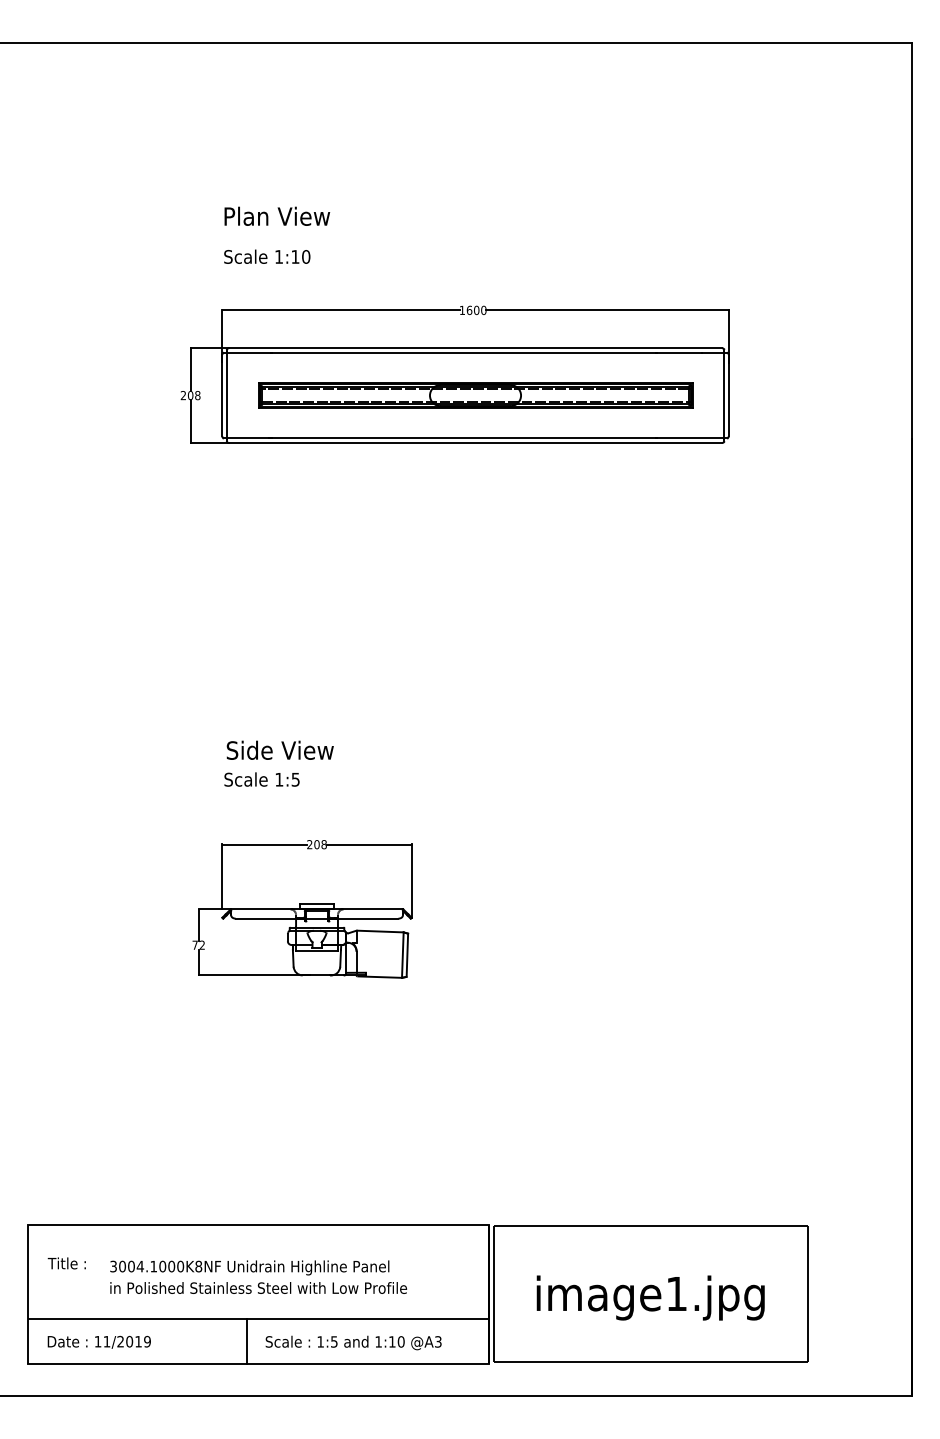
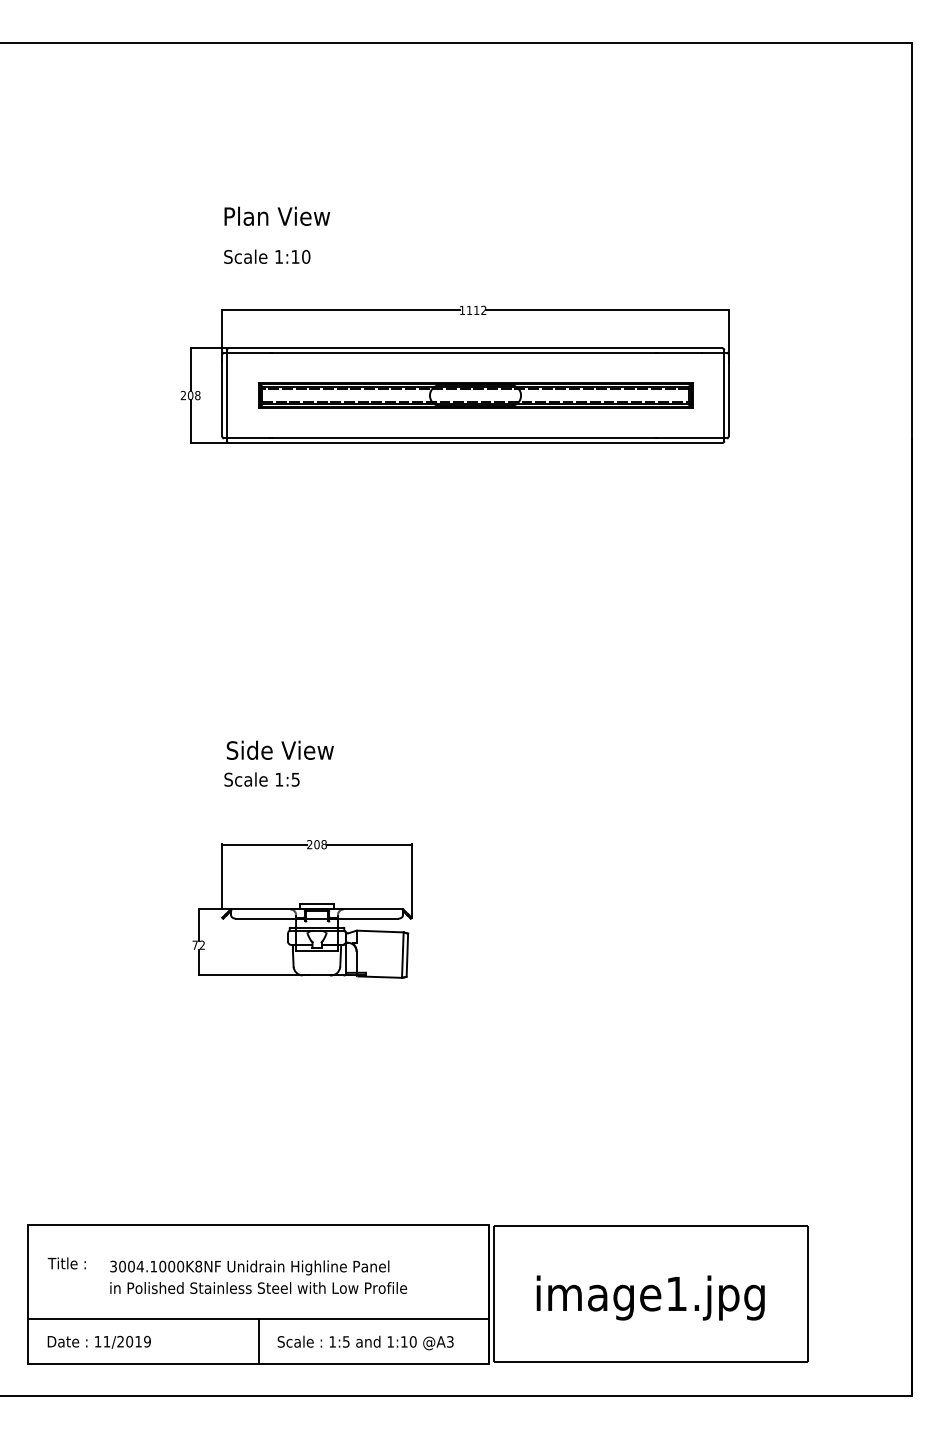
text: 1600 -> 1112 (476, 310)
line position: (246, 1341) -> (258, 1341) (258, 1341)
text position: (353, 1342) -> (365, 1342) (365, 1342)
